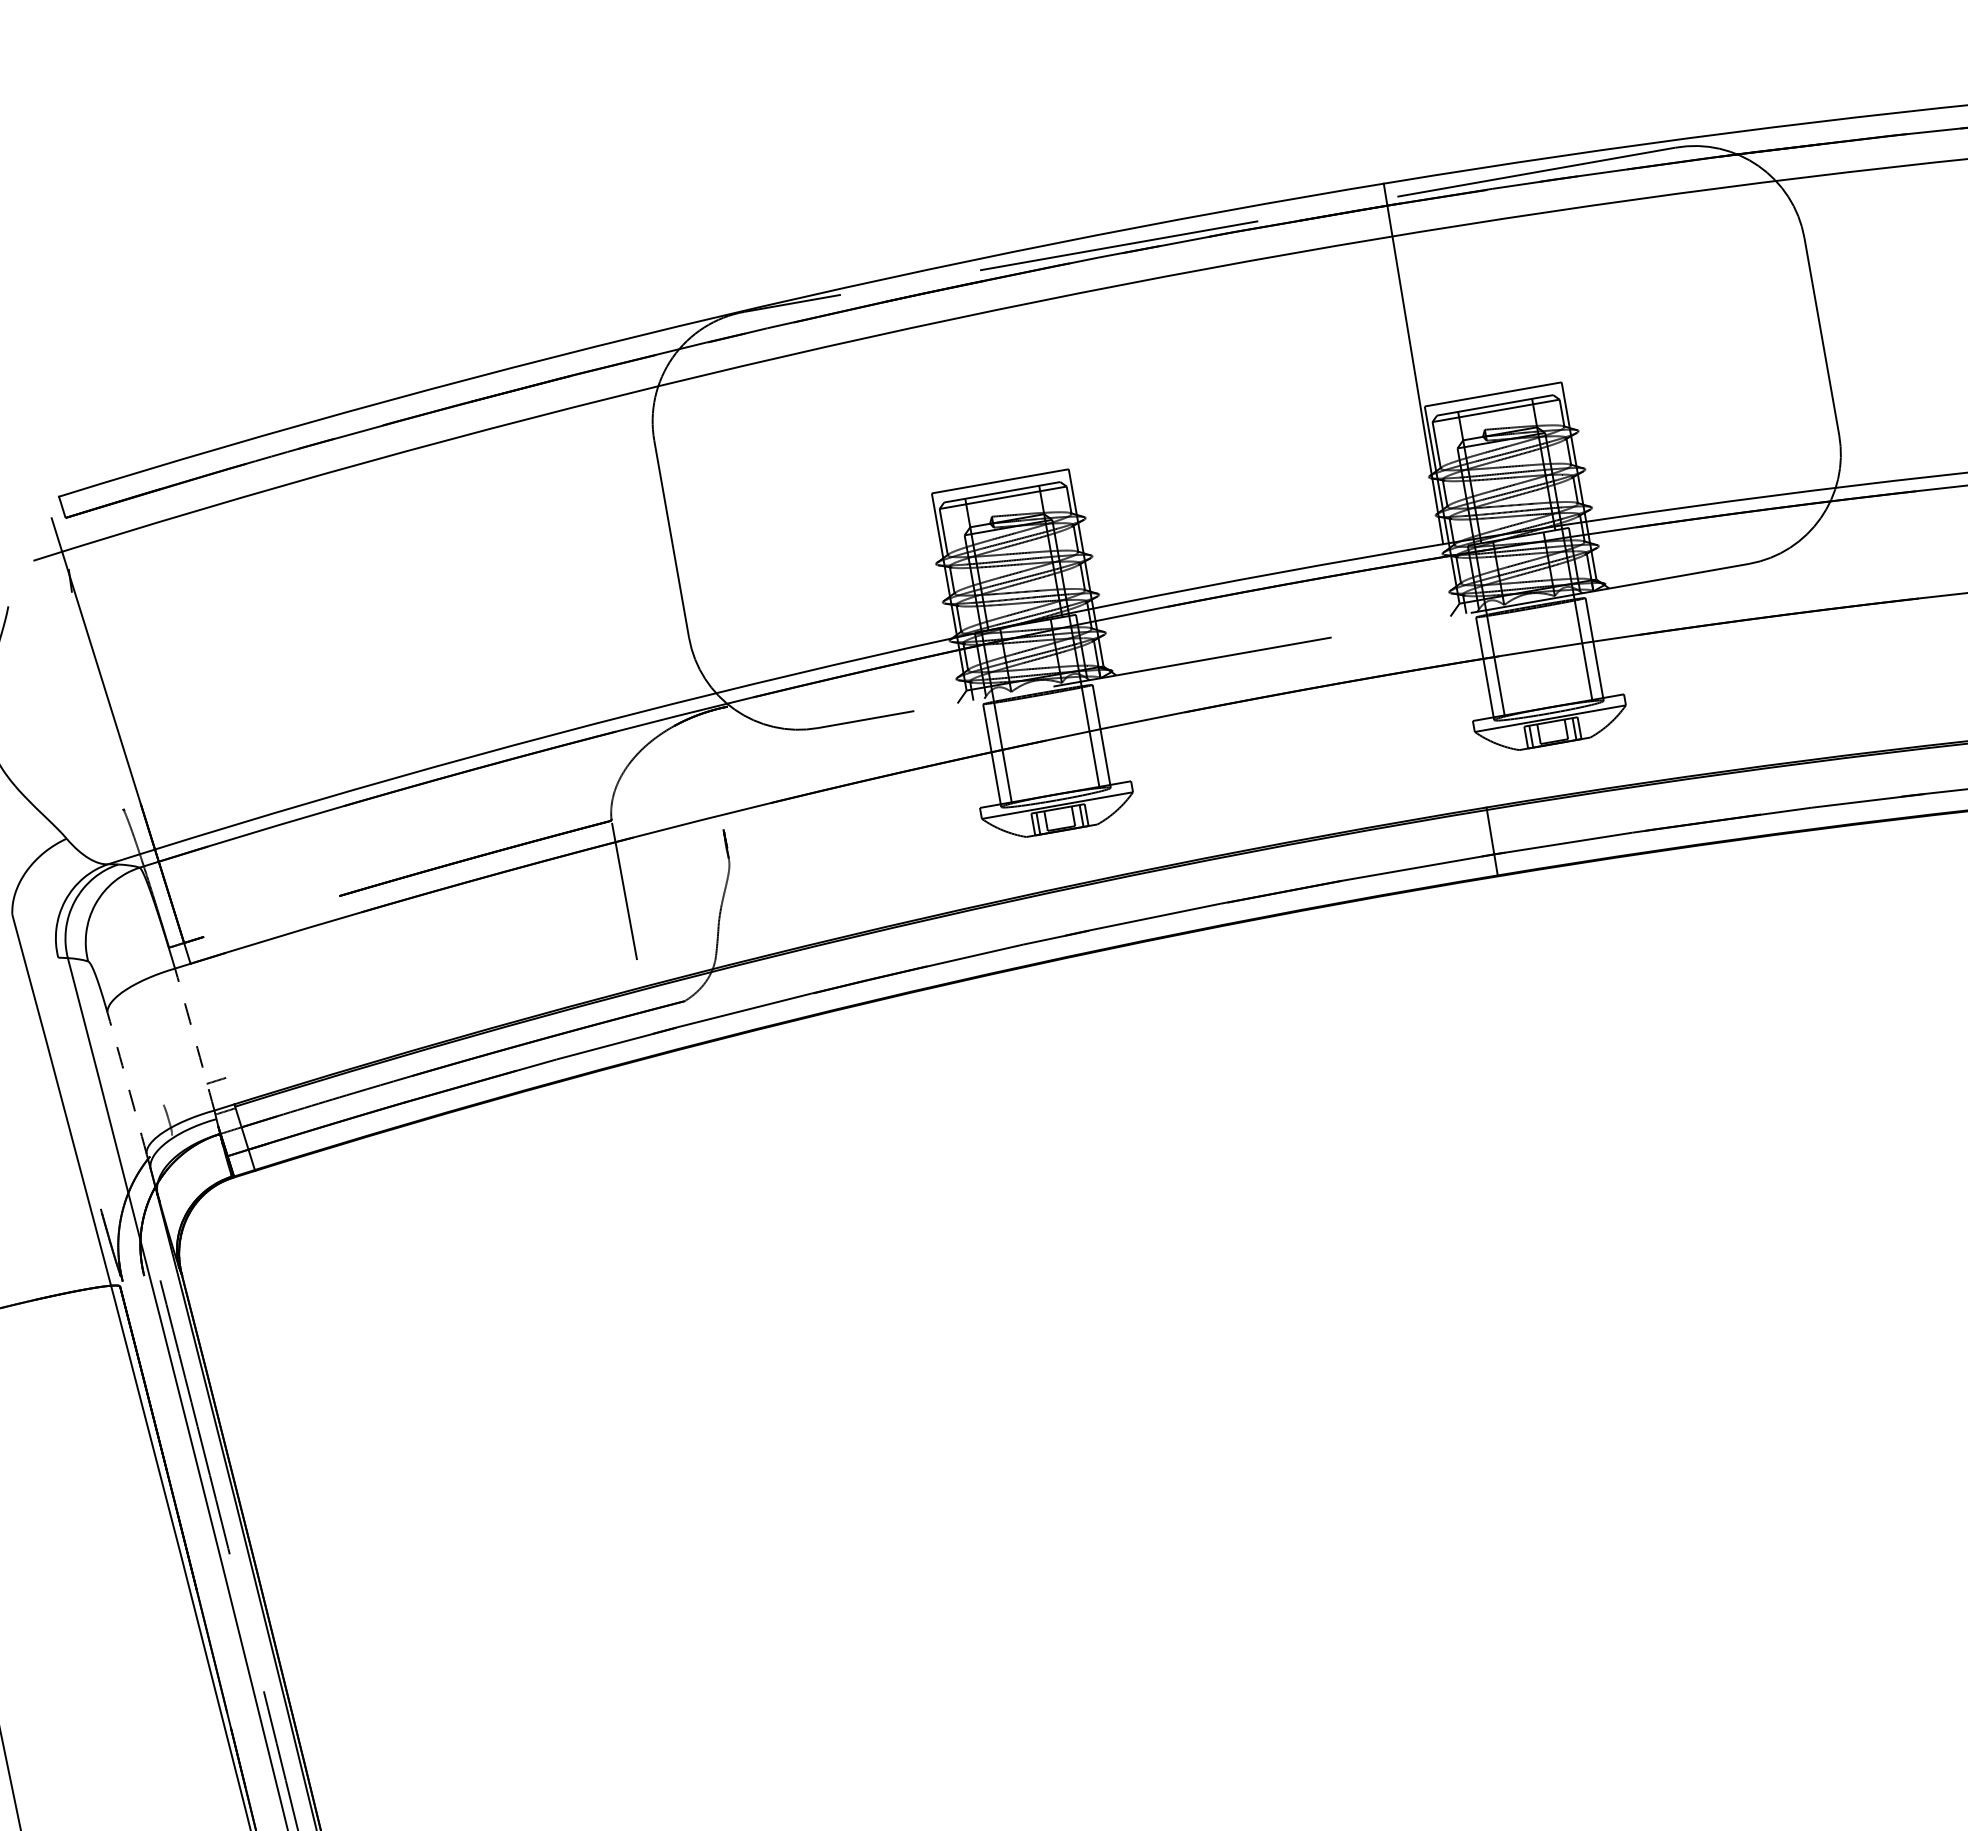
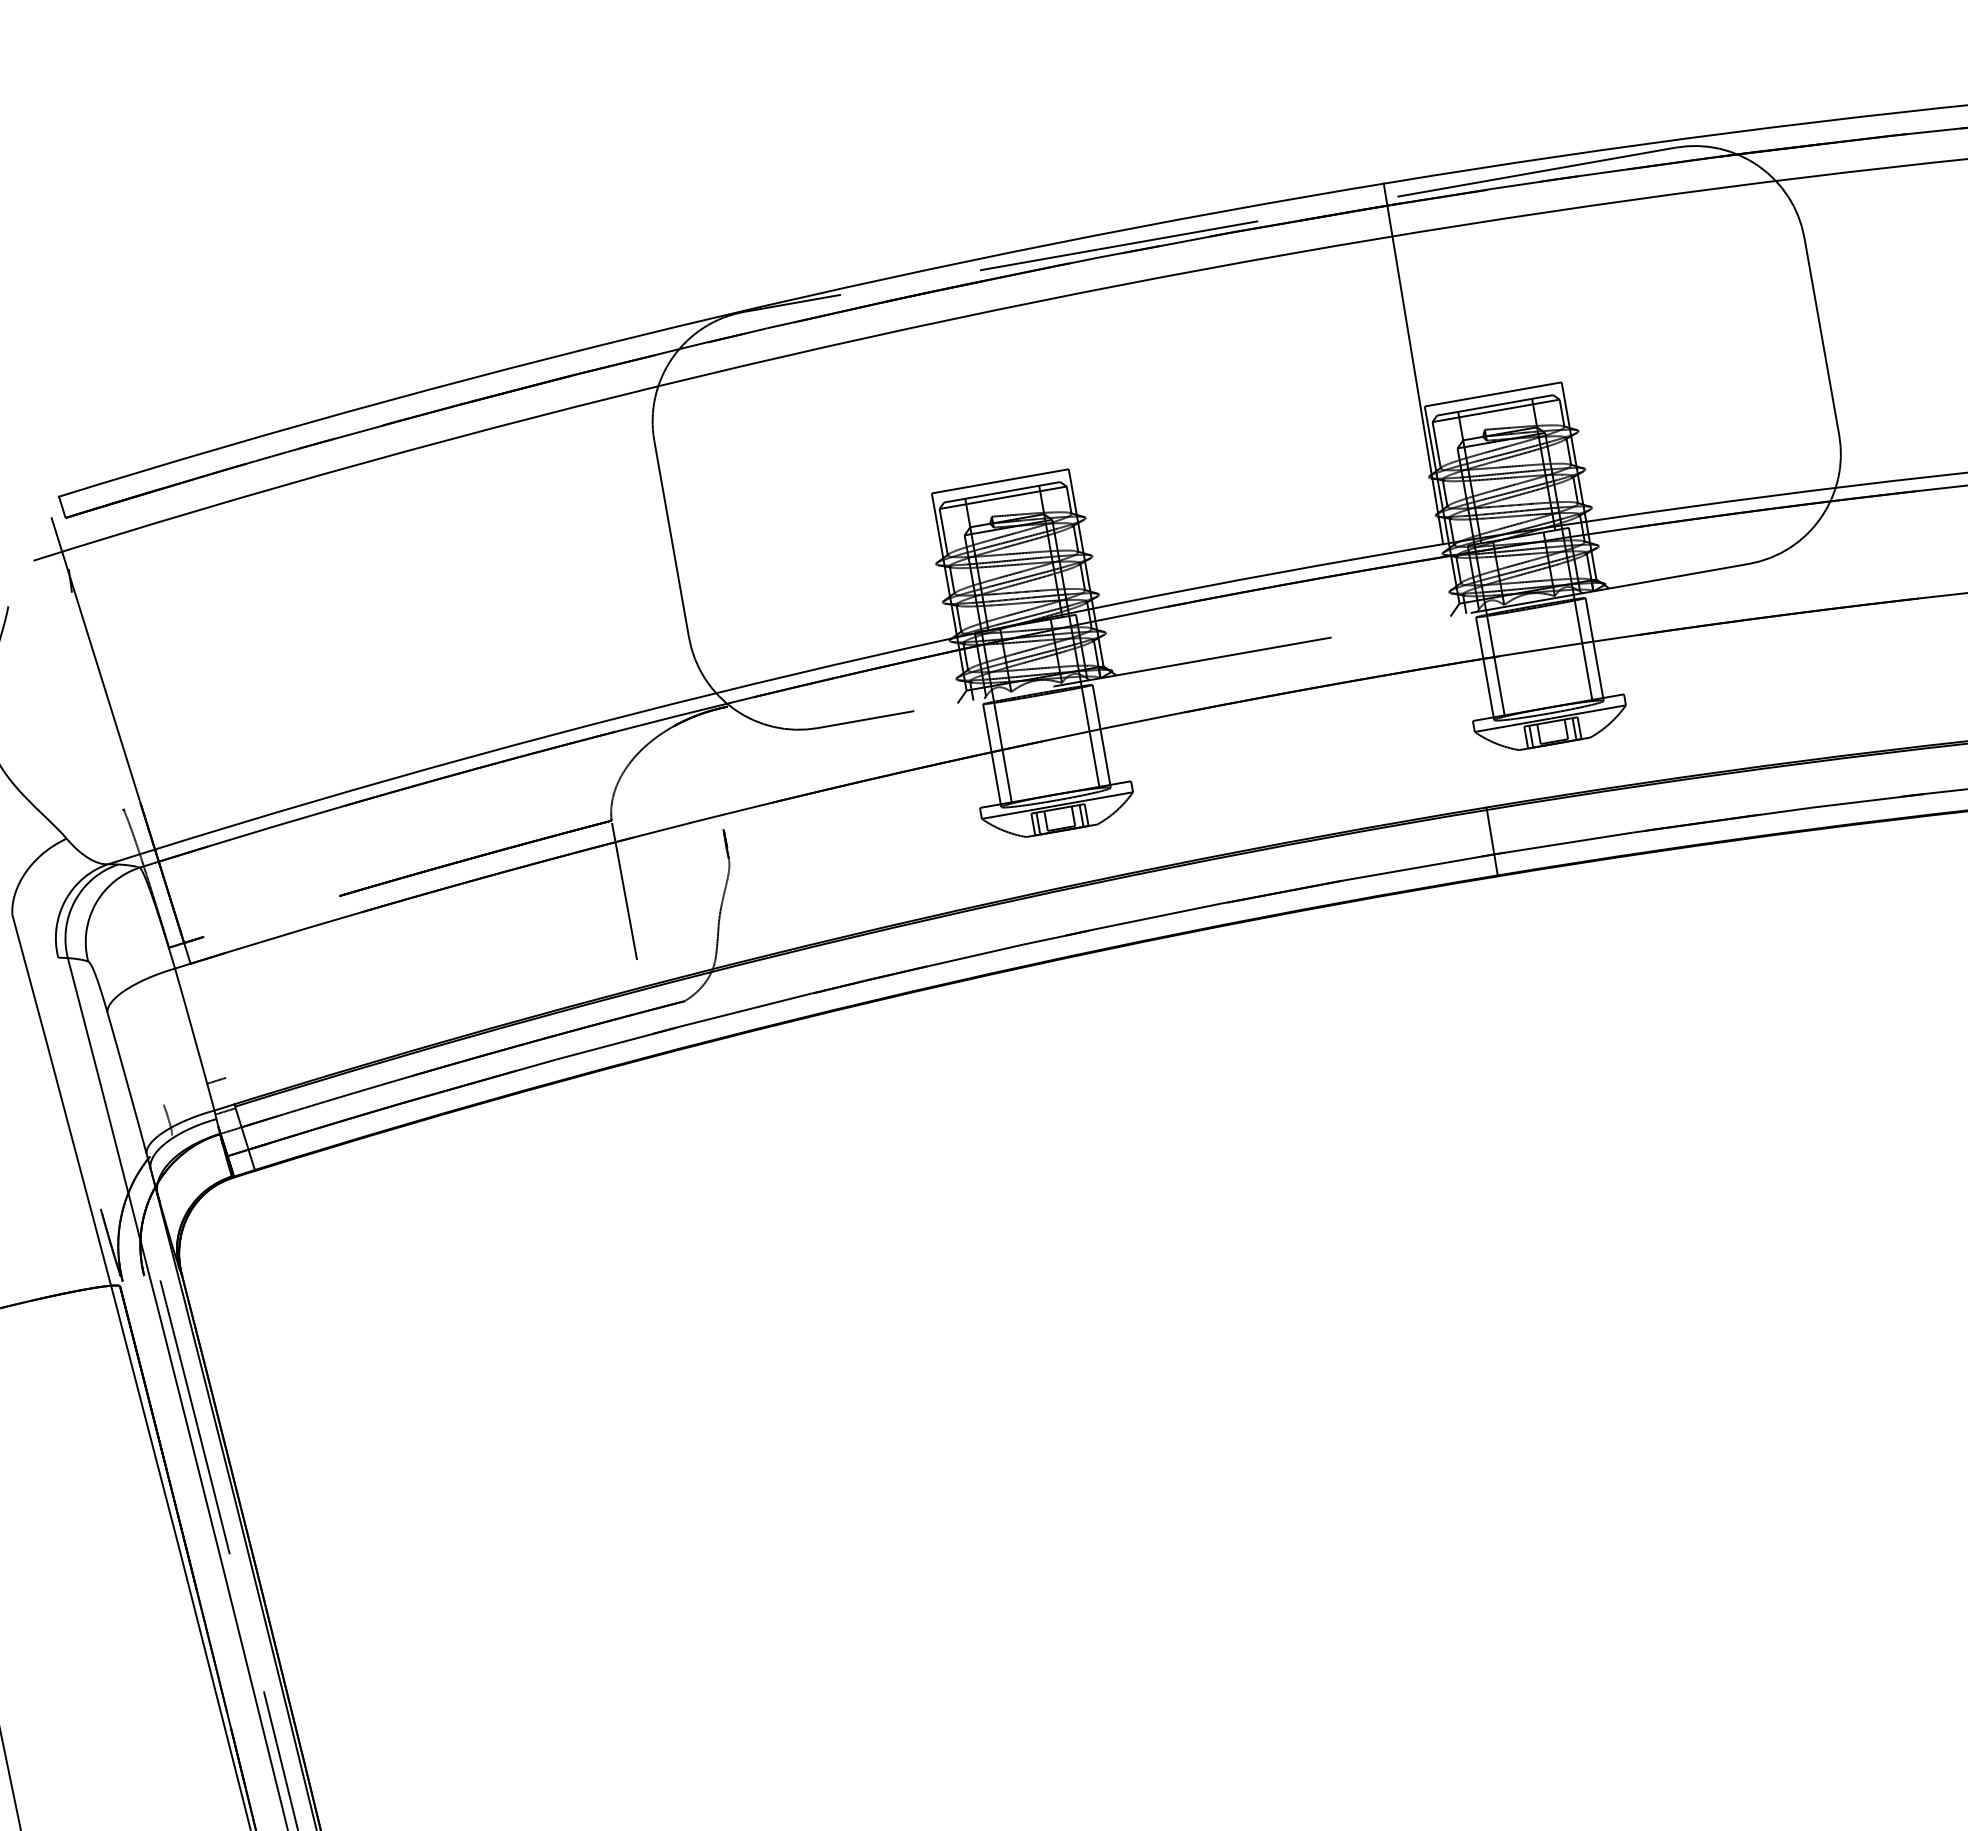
arc: dashed -> solid (195, 1039)
arc: dashed -> solid (127, 1083)
